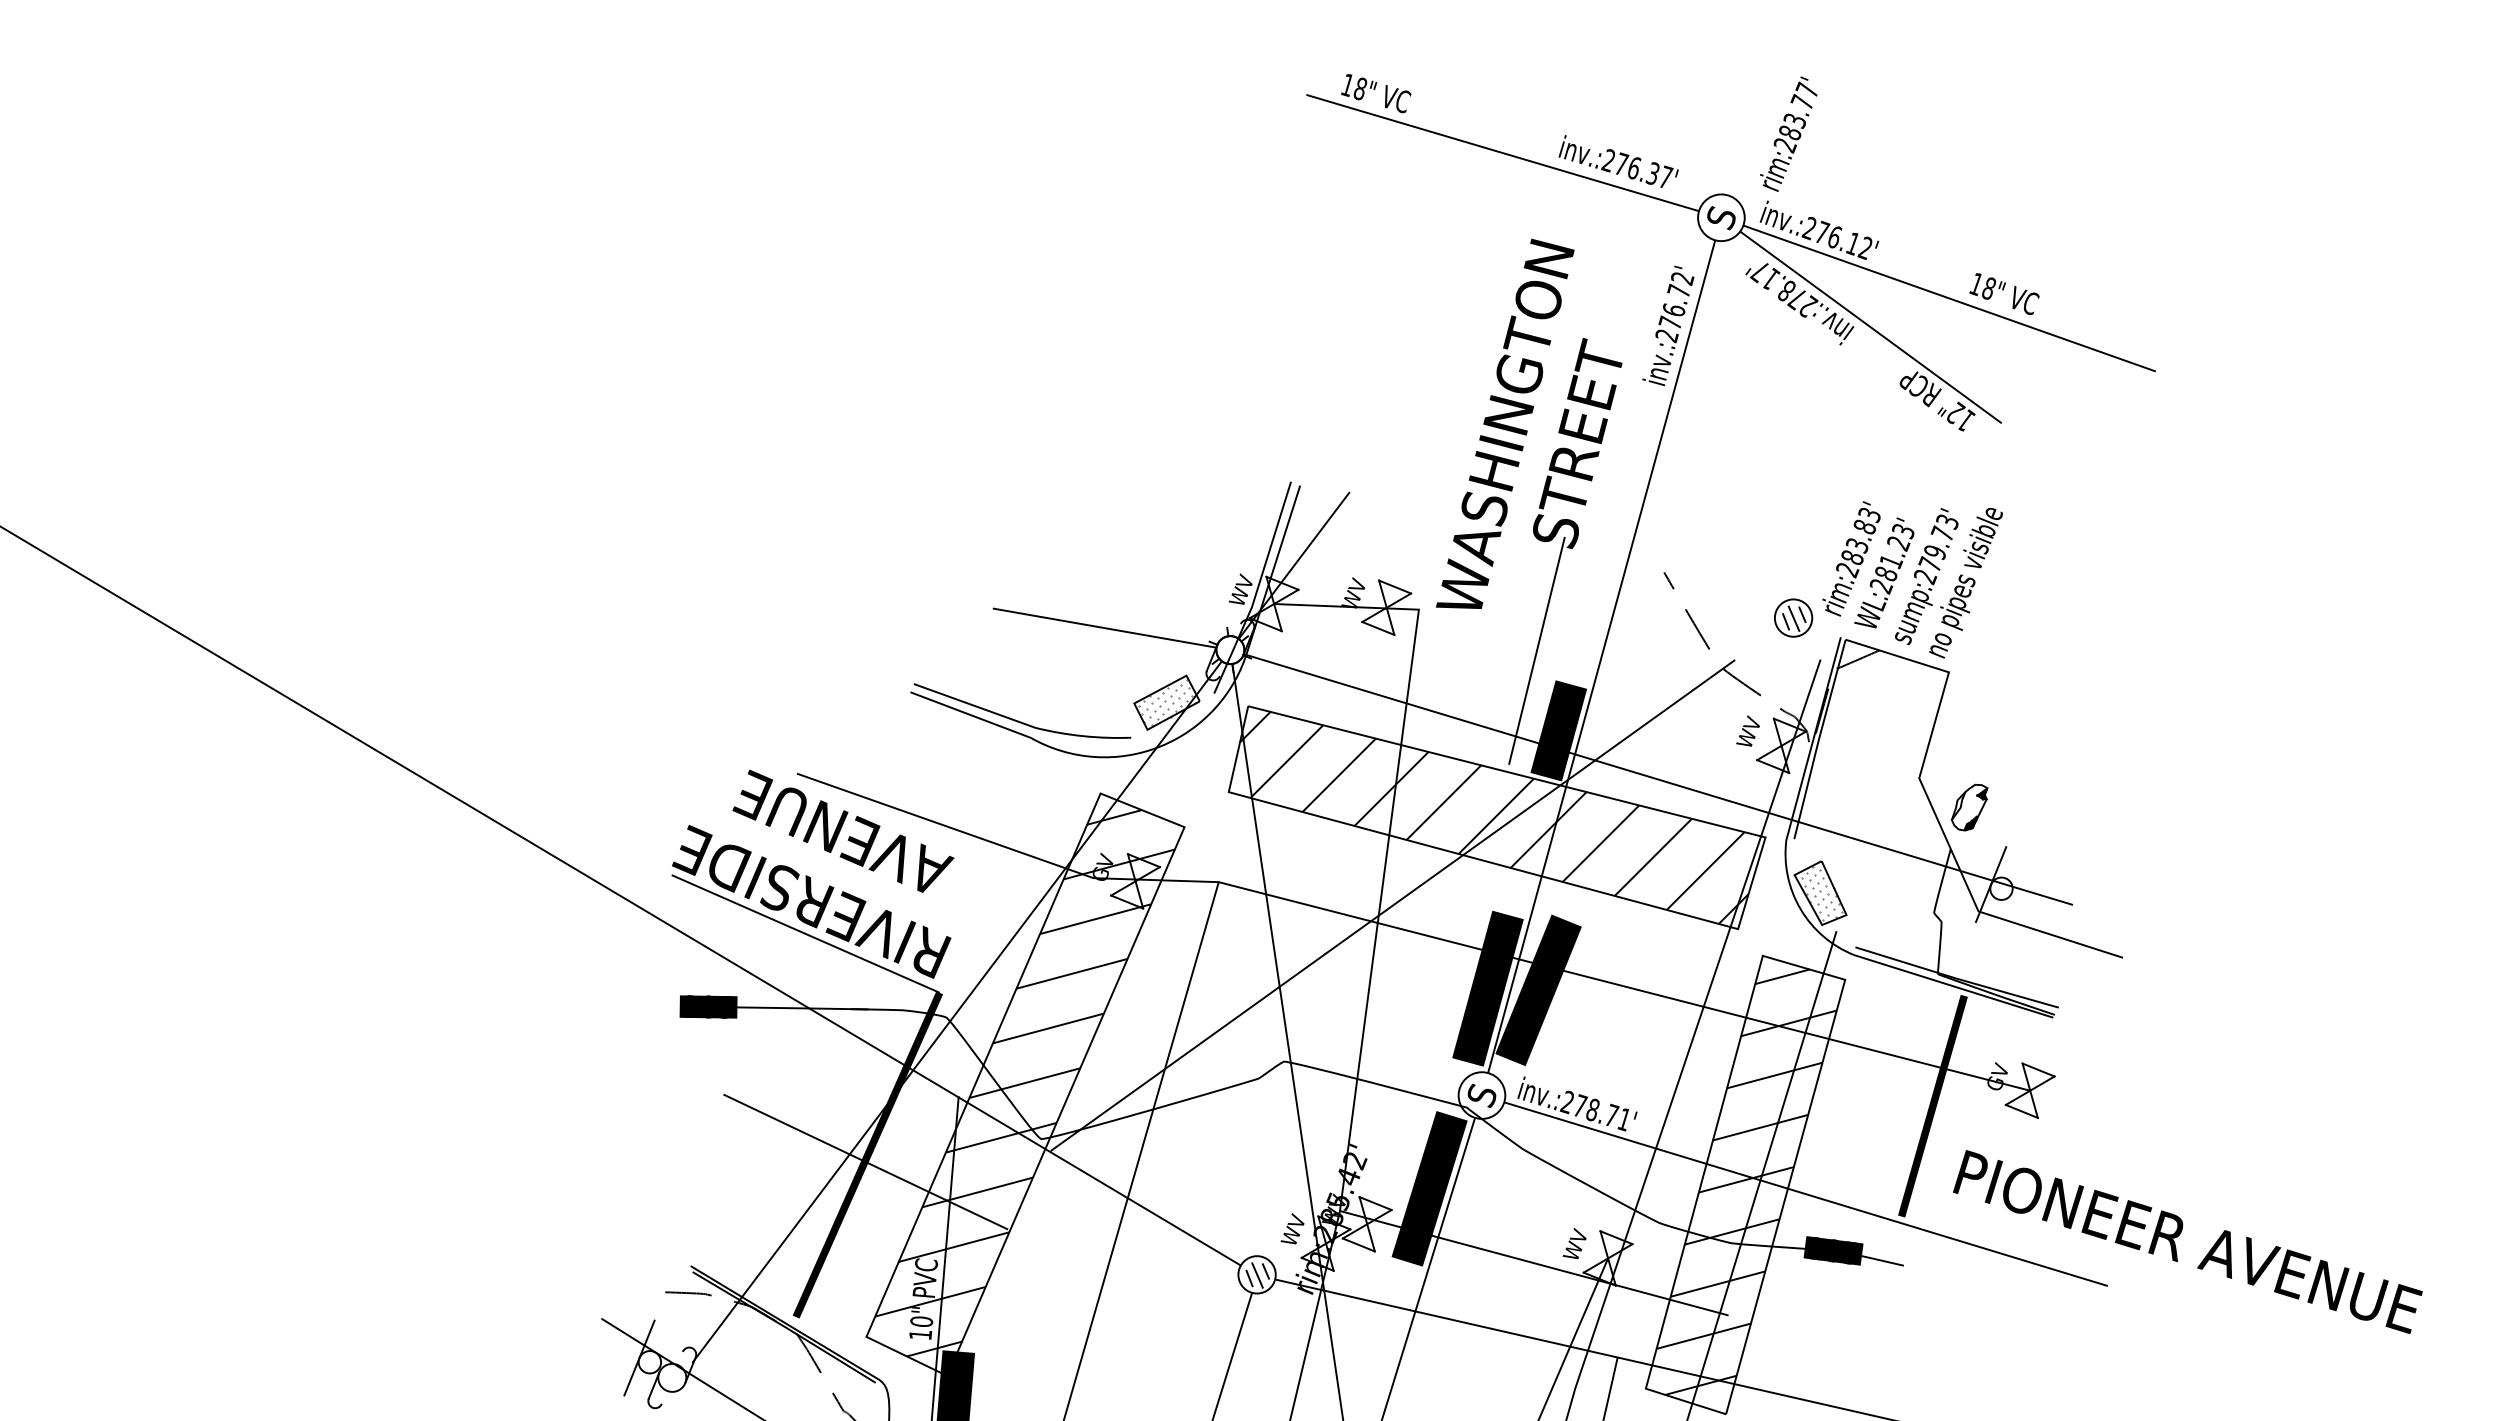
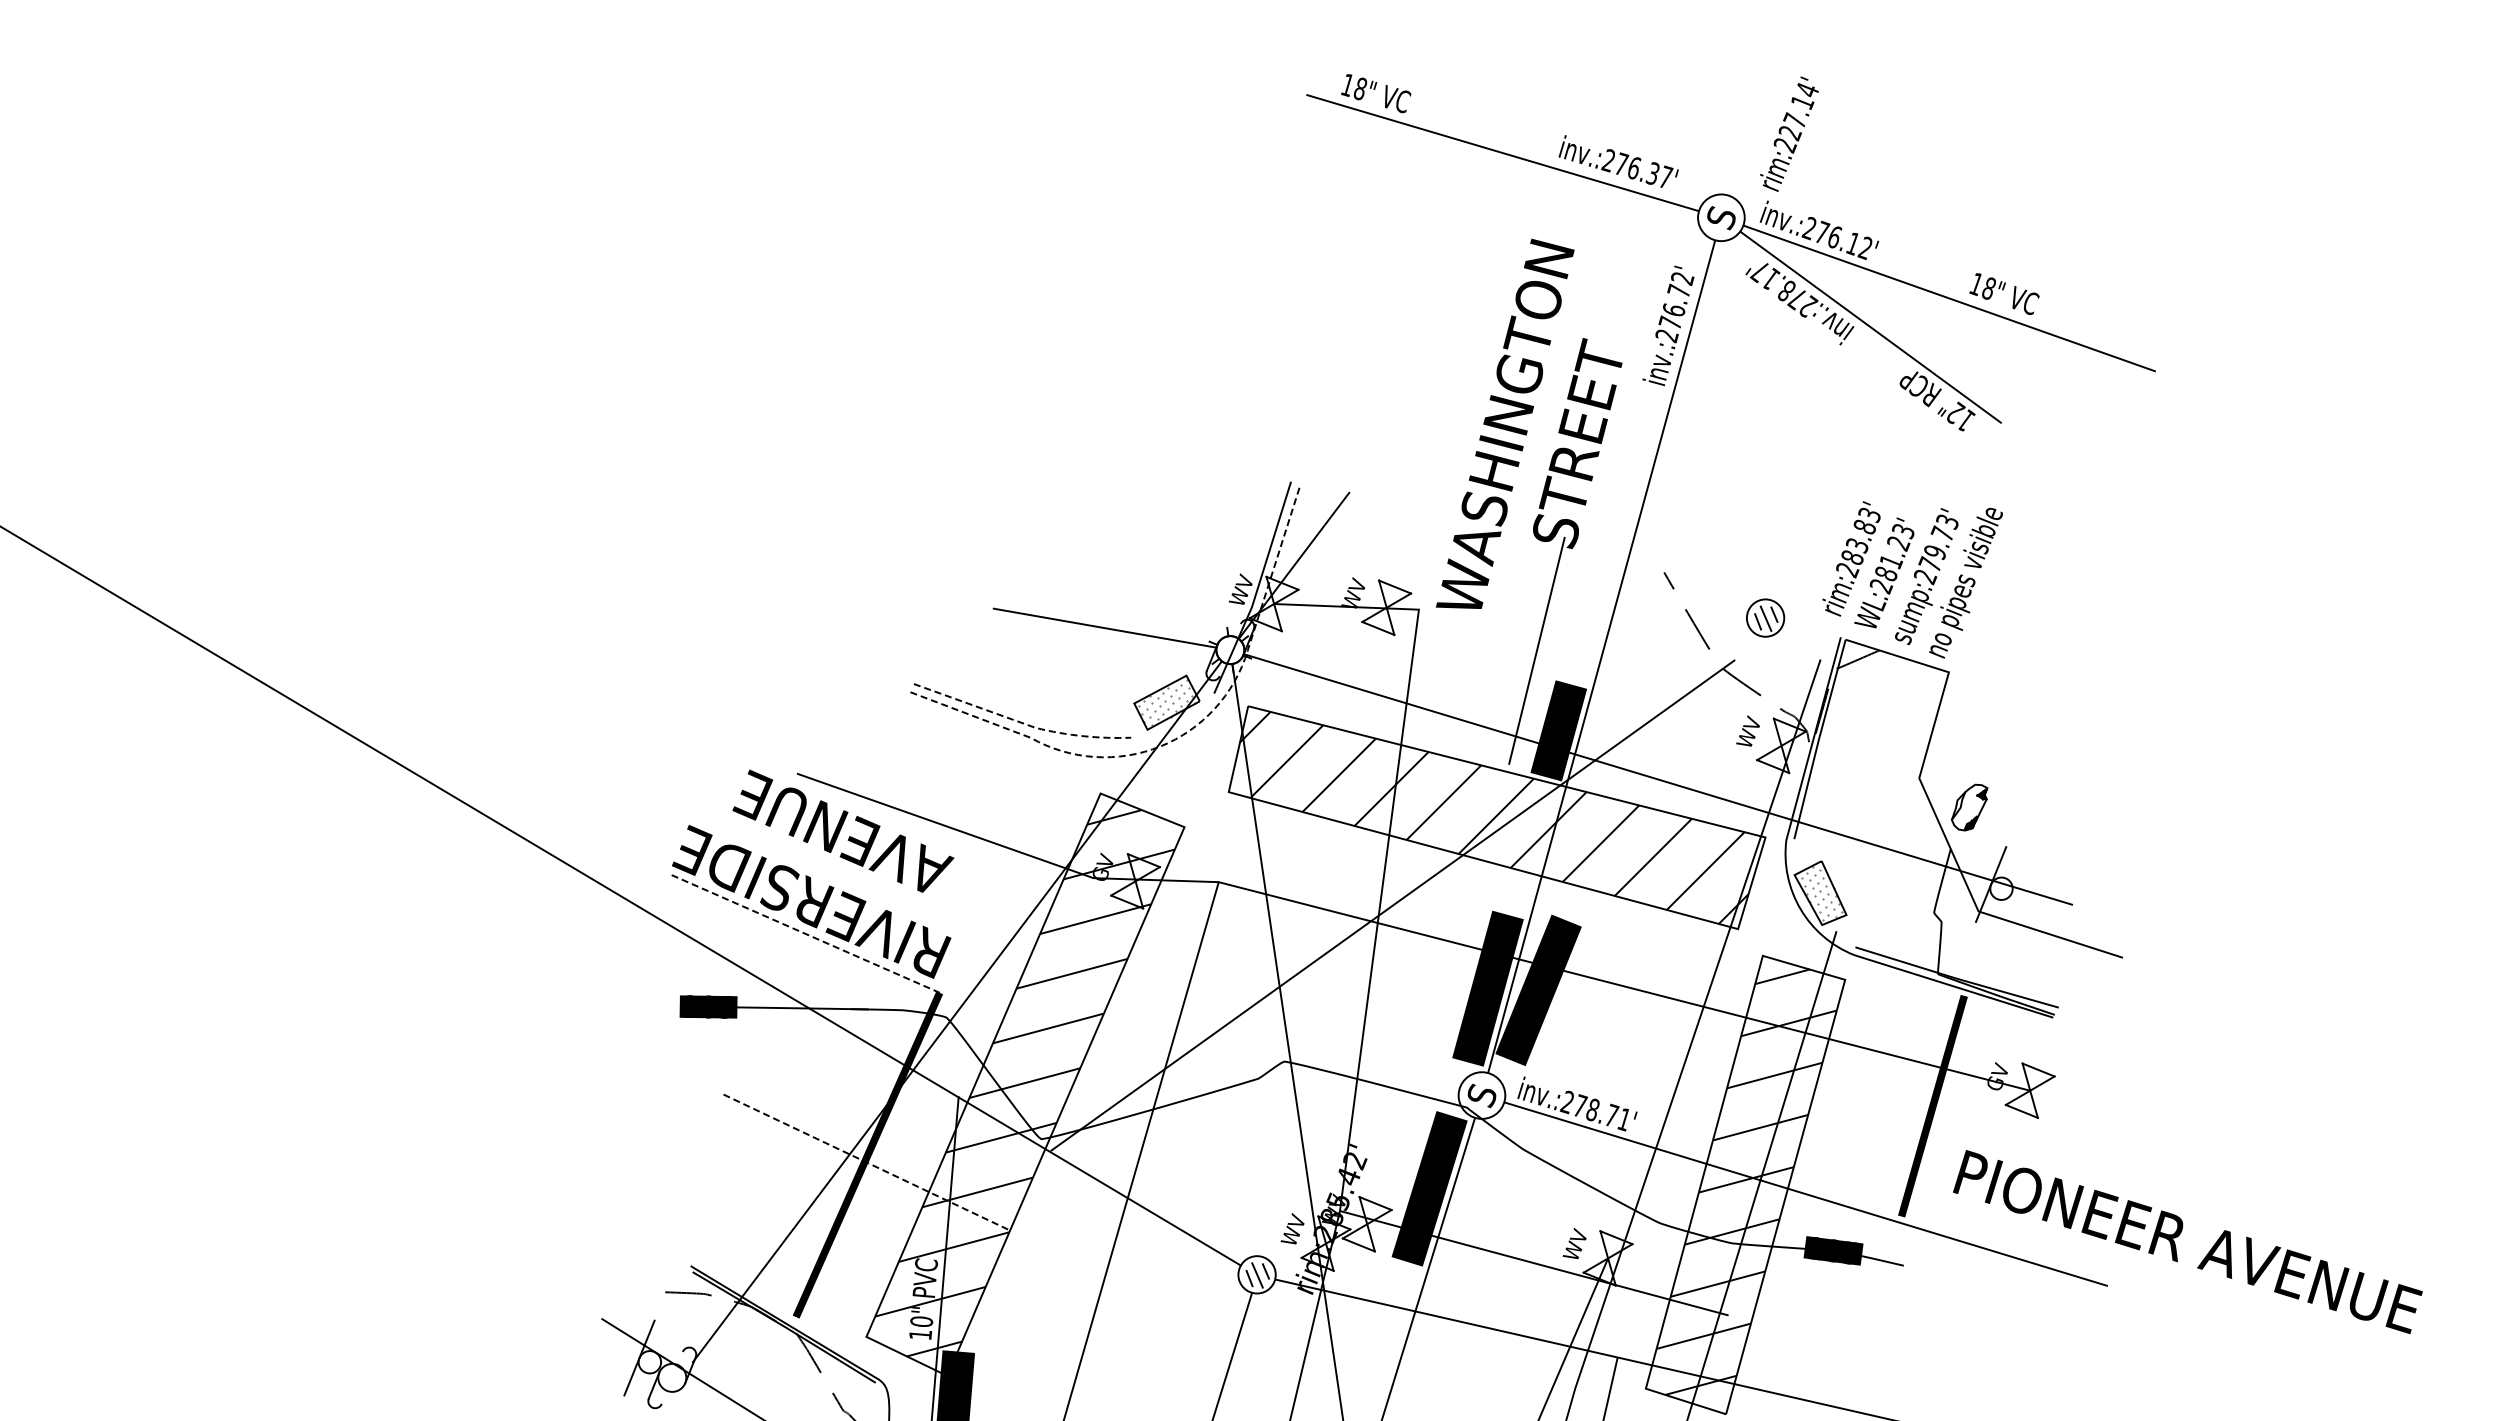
text: rim:283.77' -> rim:227.14' (1798, 111)
part position: (1793, 617) -> (1765, 617) (1765, 617)
line: solid -> dashed (1027, 724)
line: solid -> dashed (1177, 738)
line: solid -> dashed (806, 934)
line: solid -> dashed (865, 1162)
